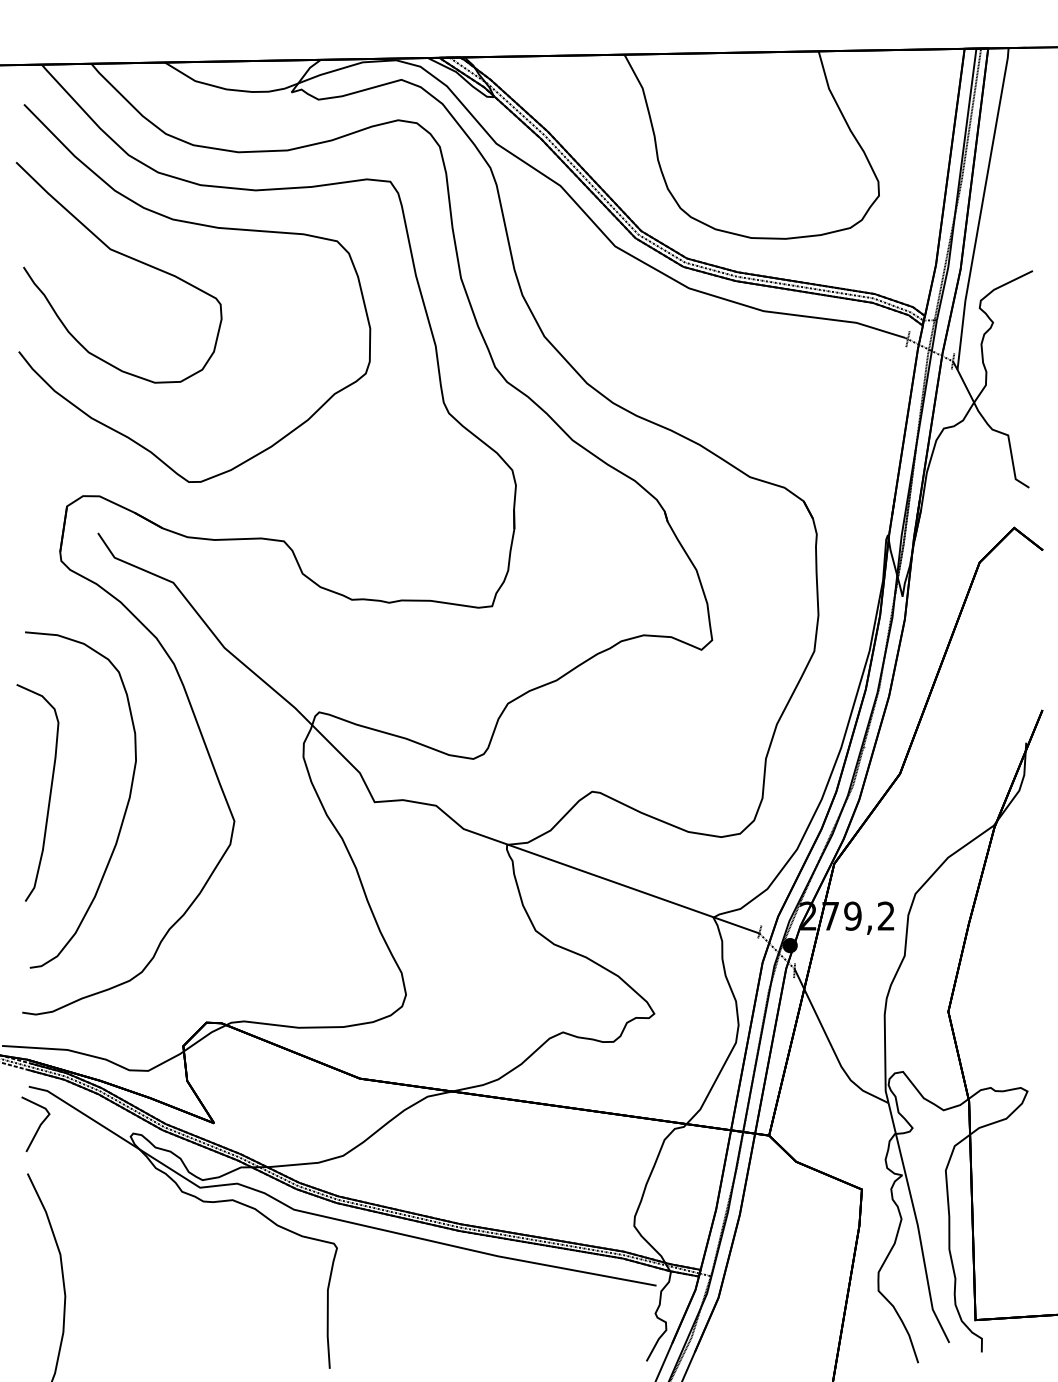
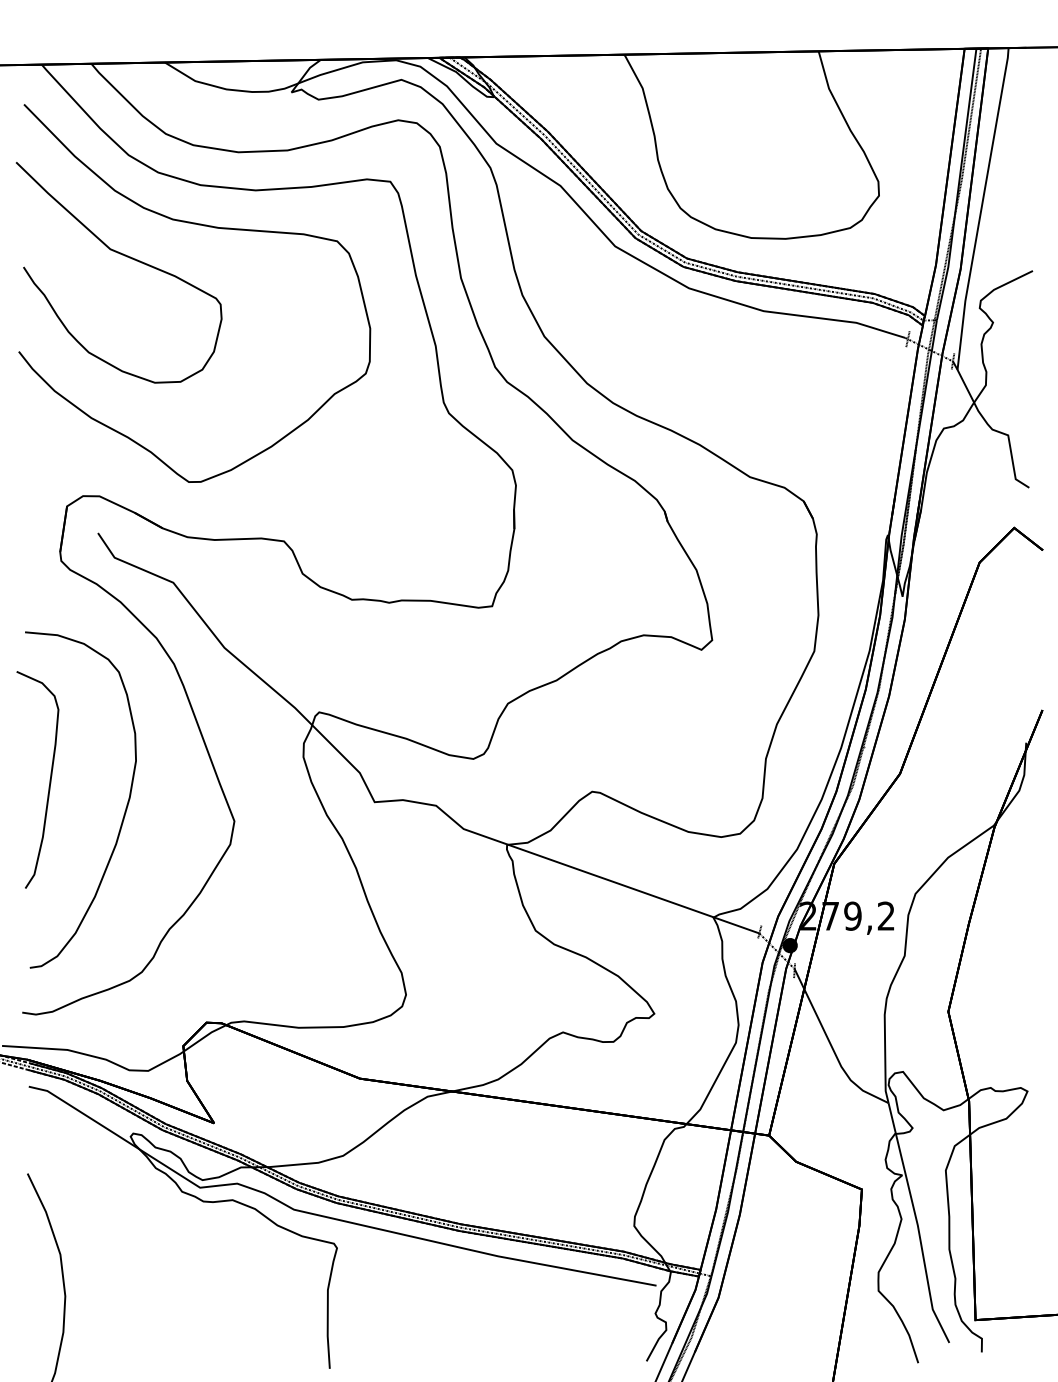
curve position: (49, 792) -> (49, 779) (49, 779)
line: present -> none (39, 1124)
